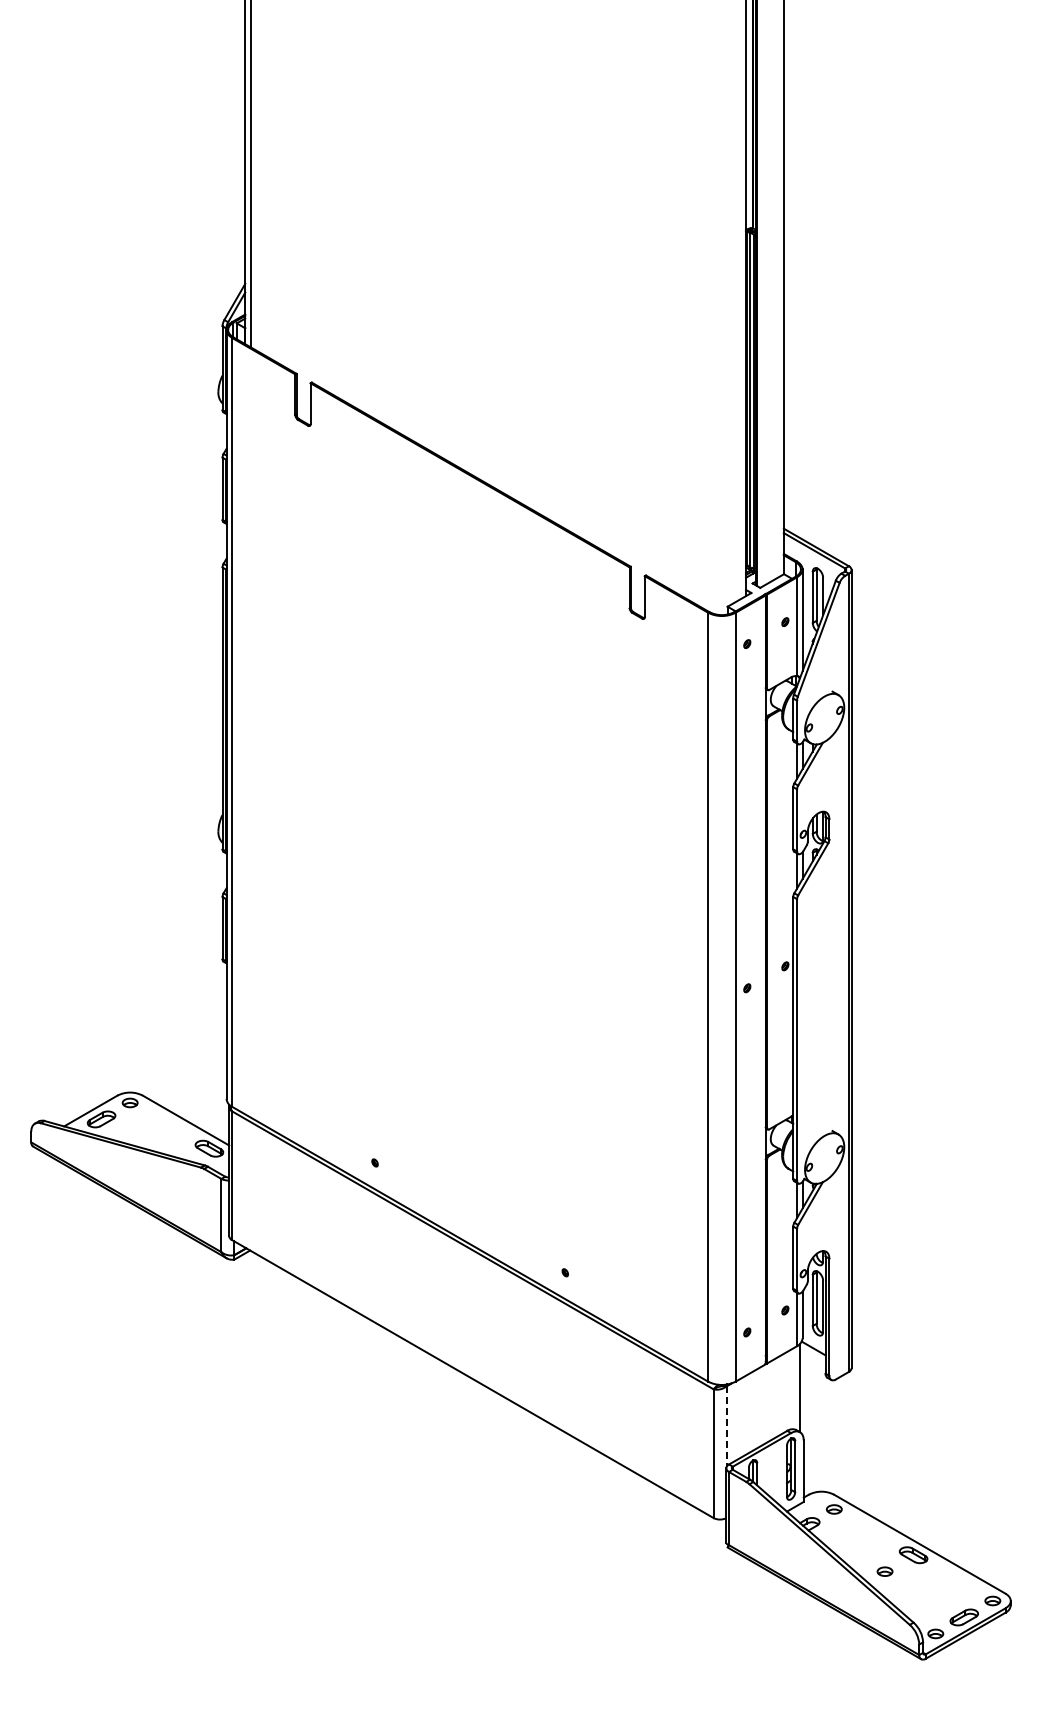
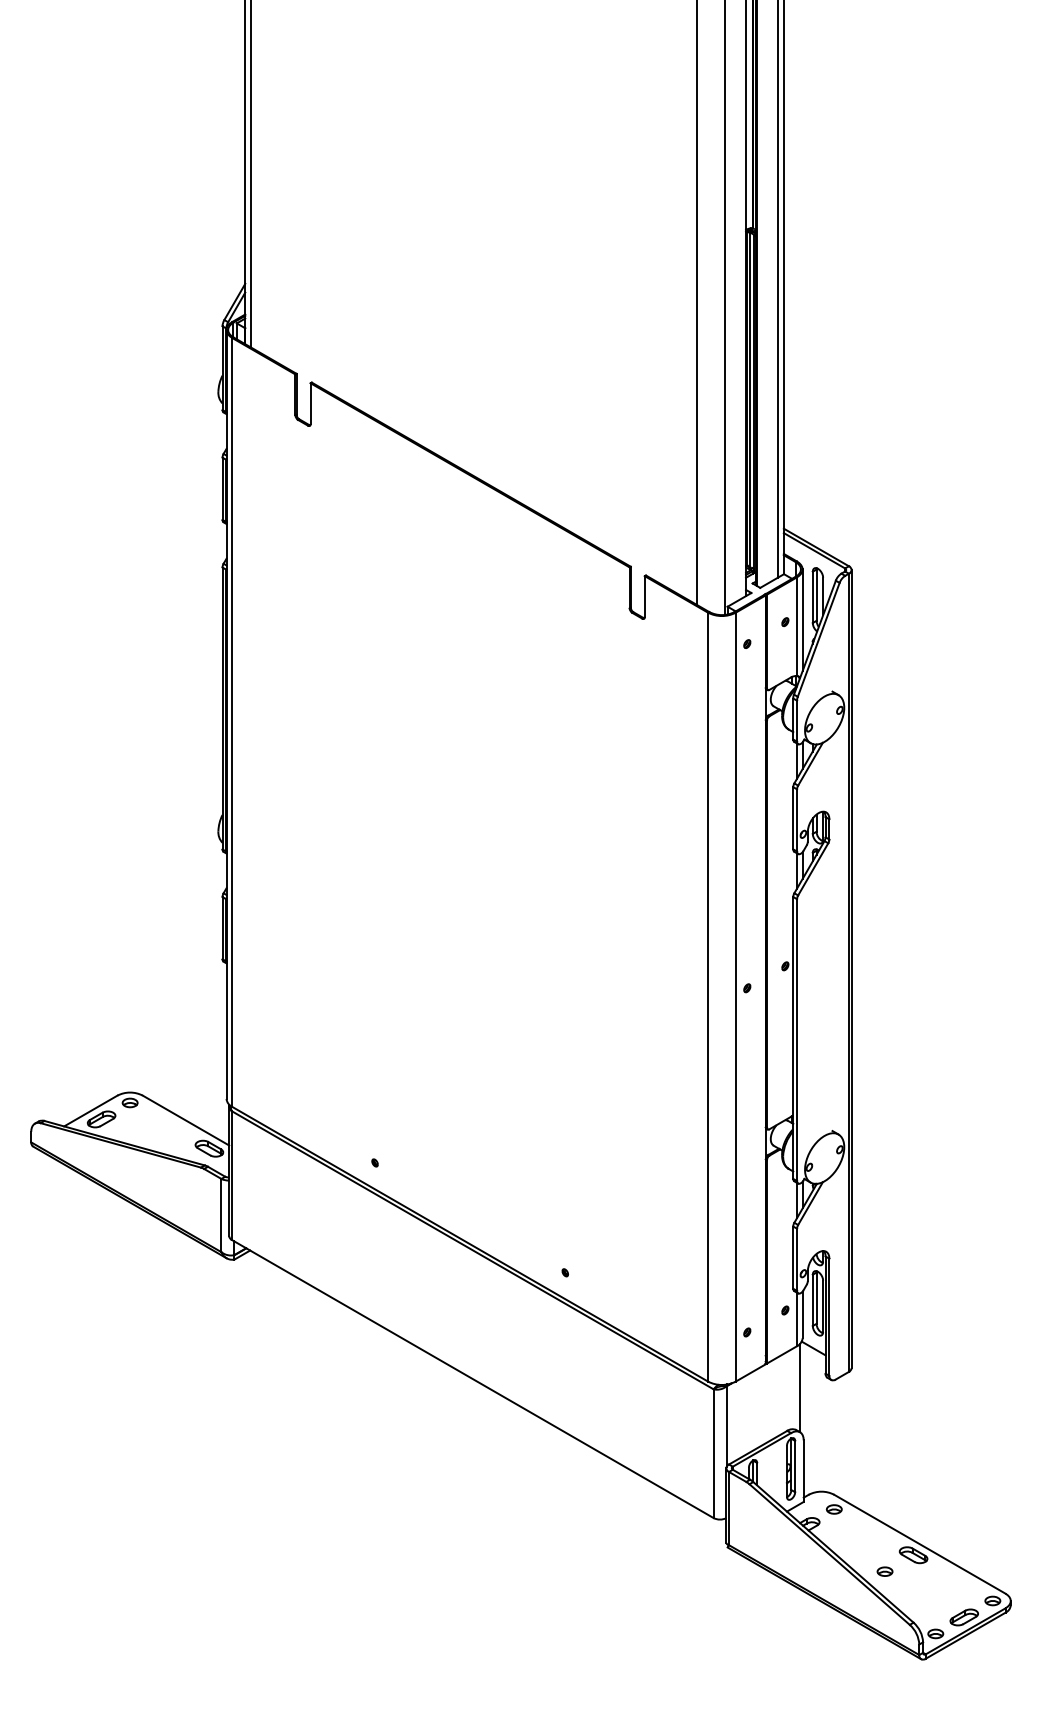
line: none -> present (778, 289)
line: none -> present (697, 303)
line: none -> present (725, 308)
line: dashed -> solid (726, 1427)
